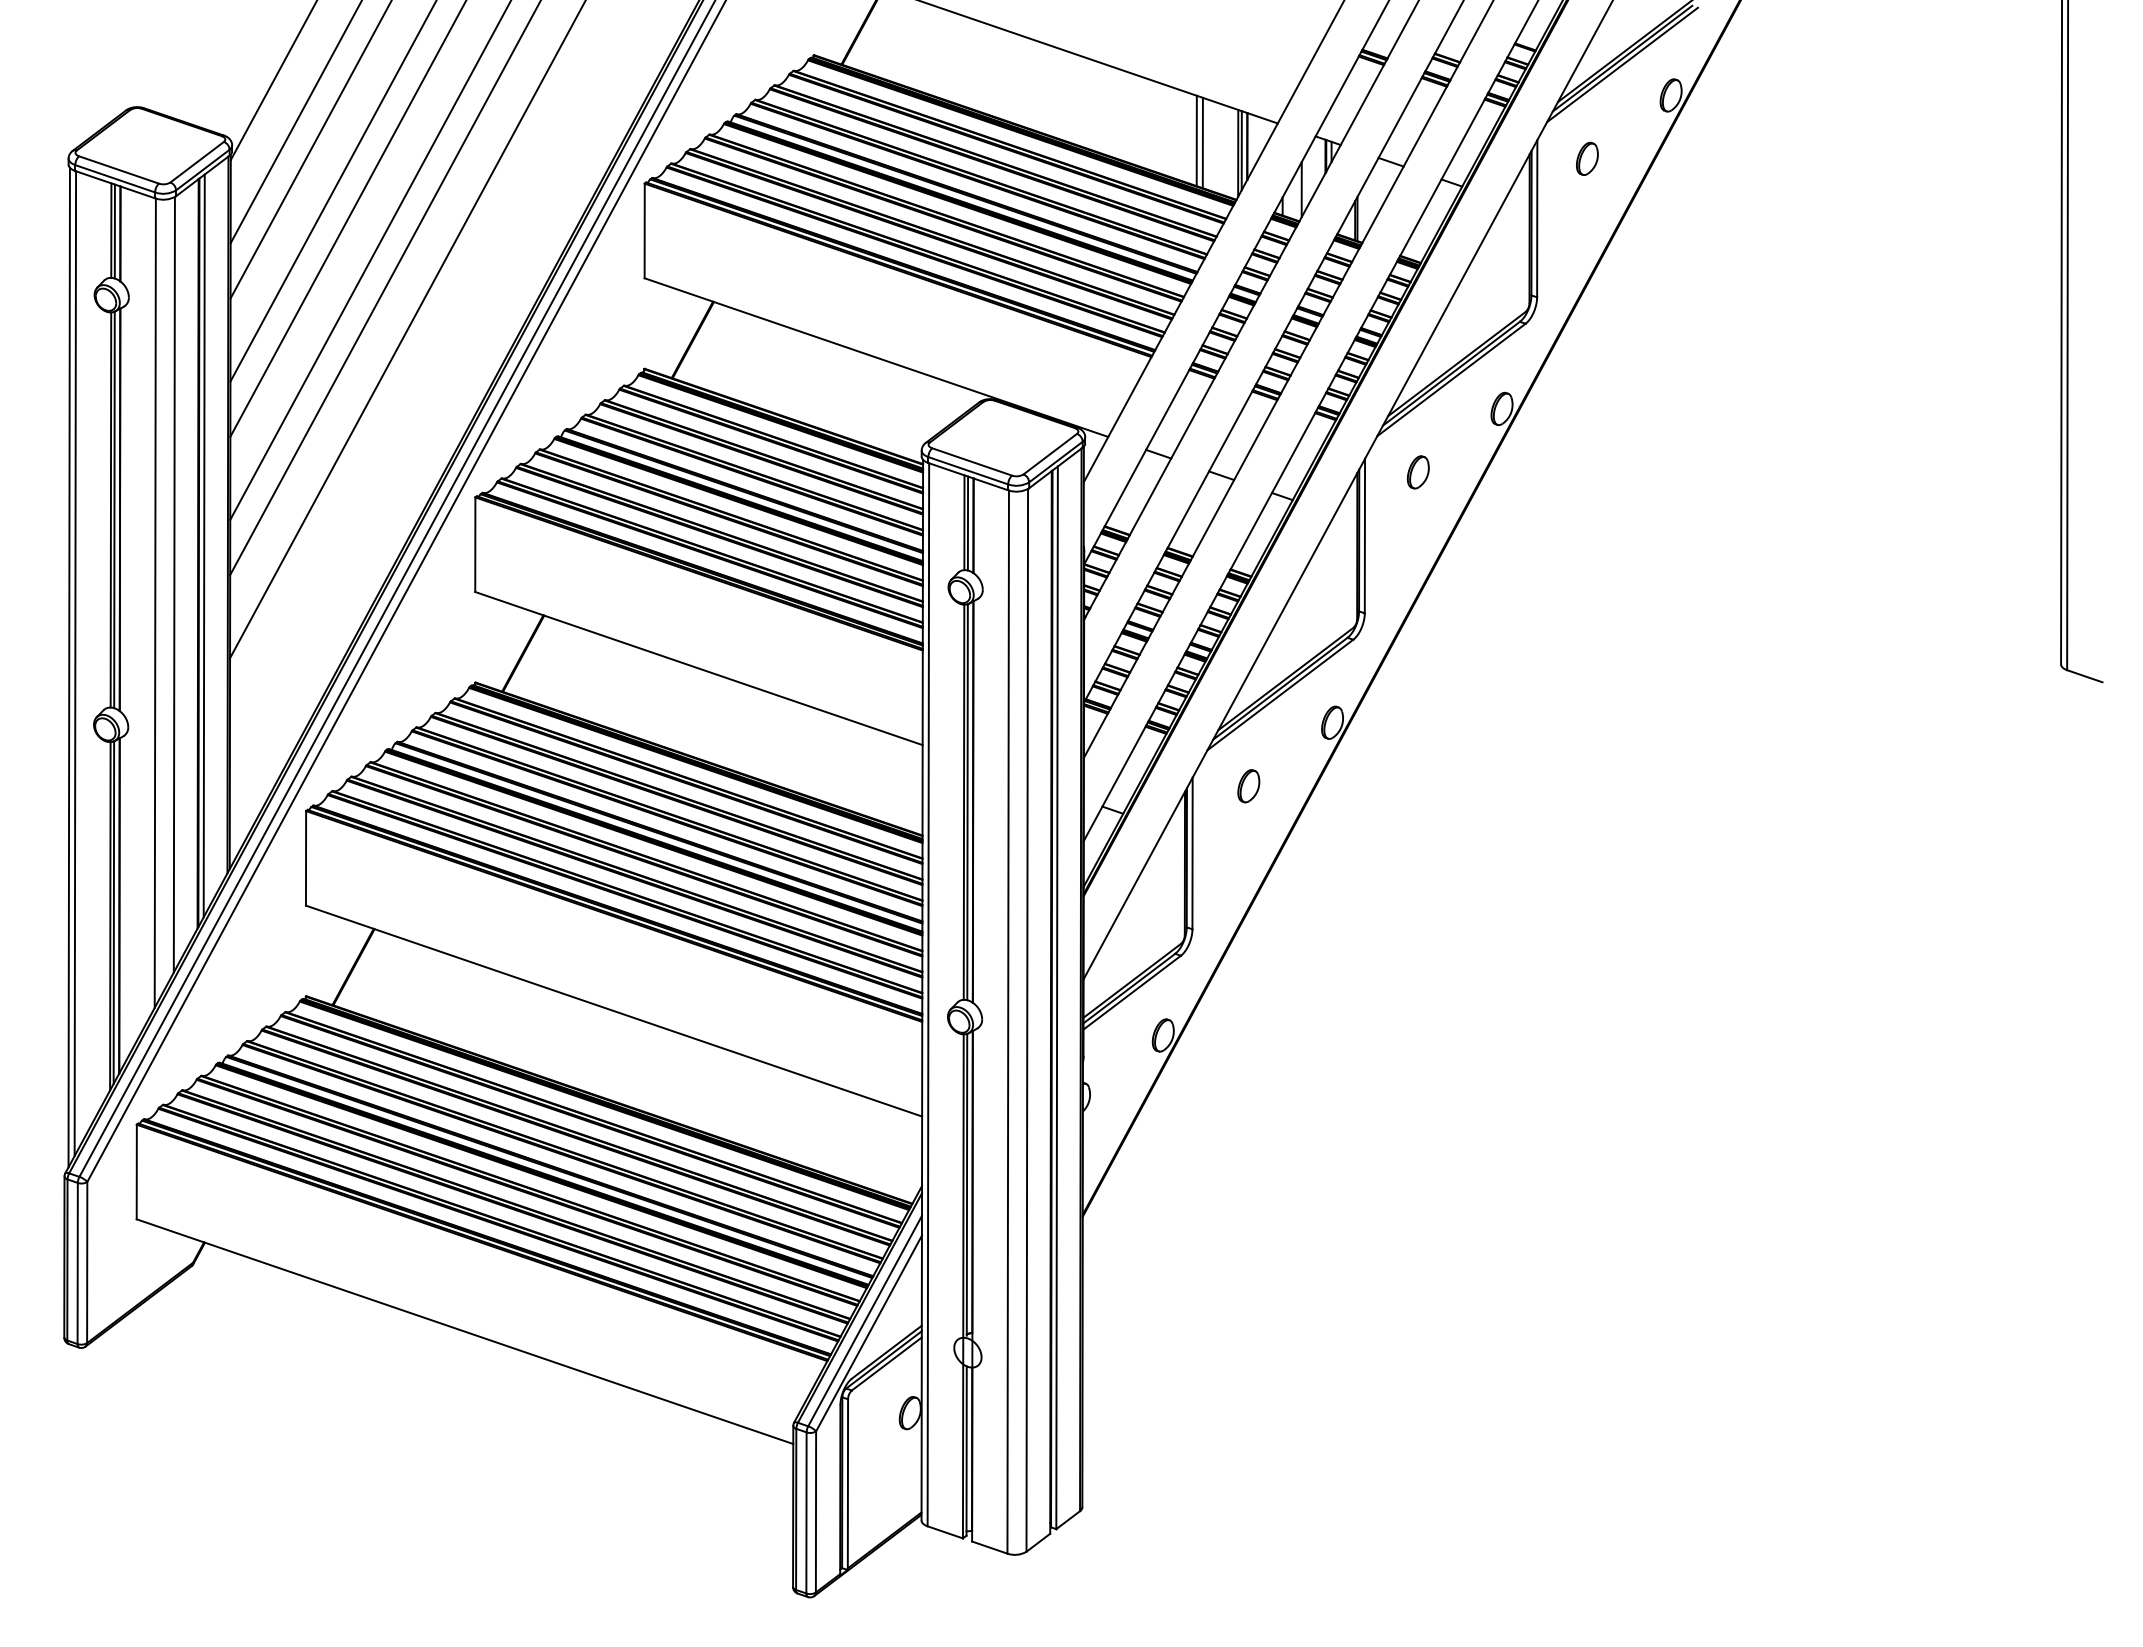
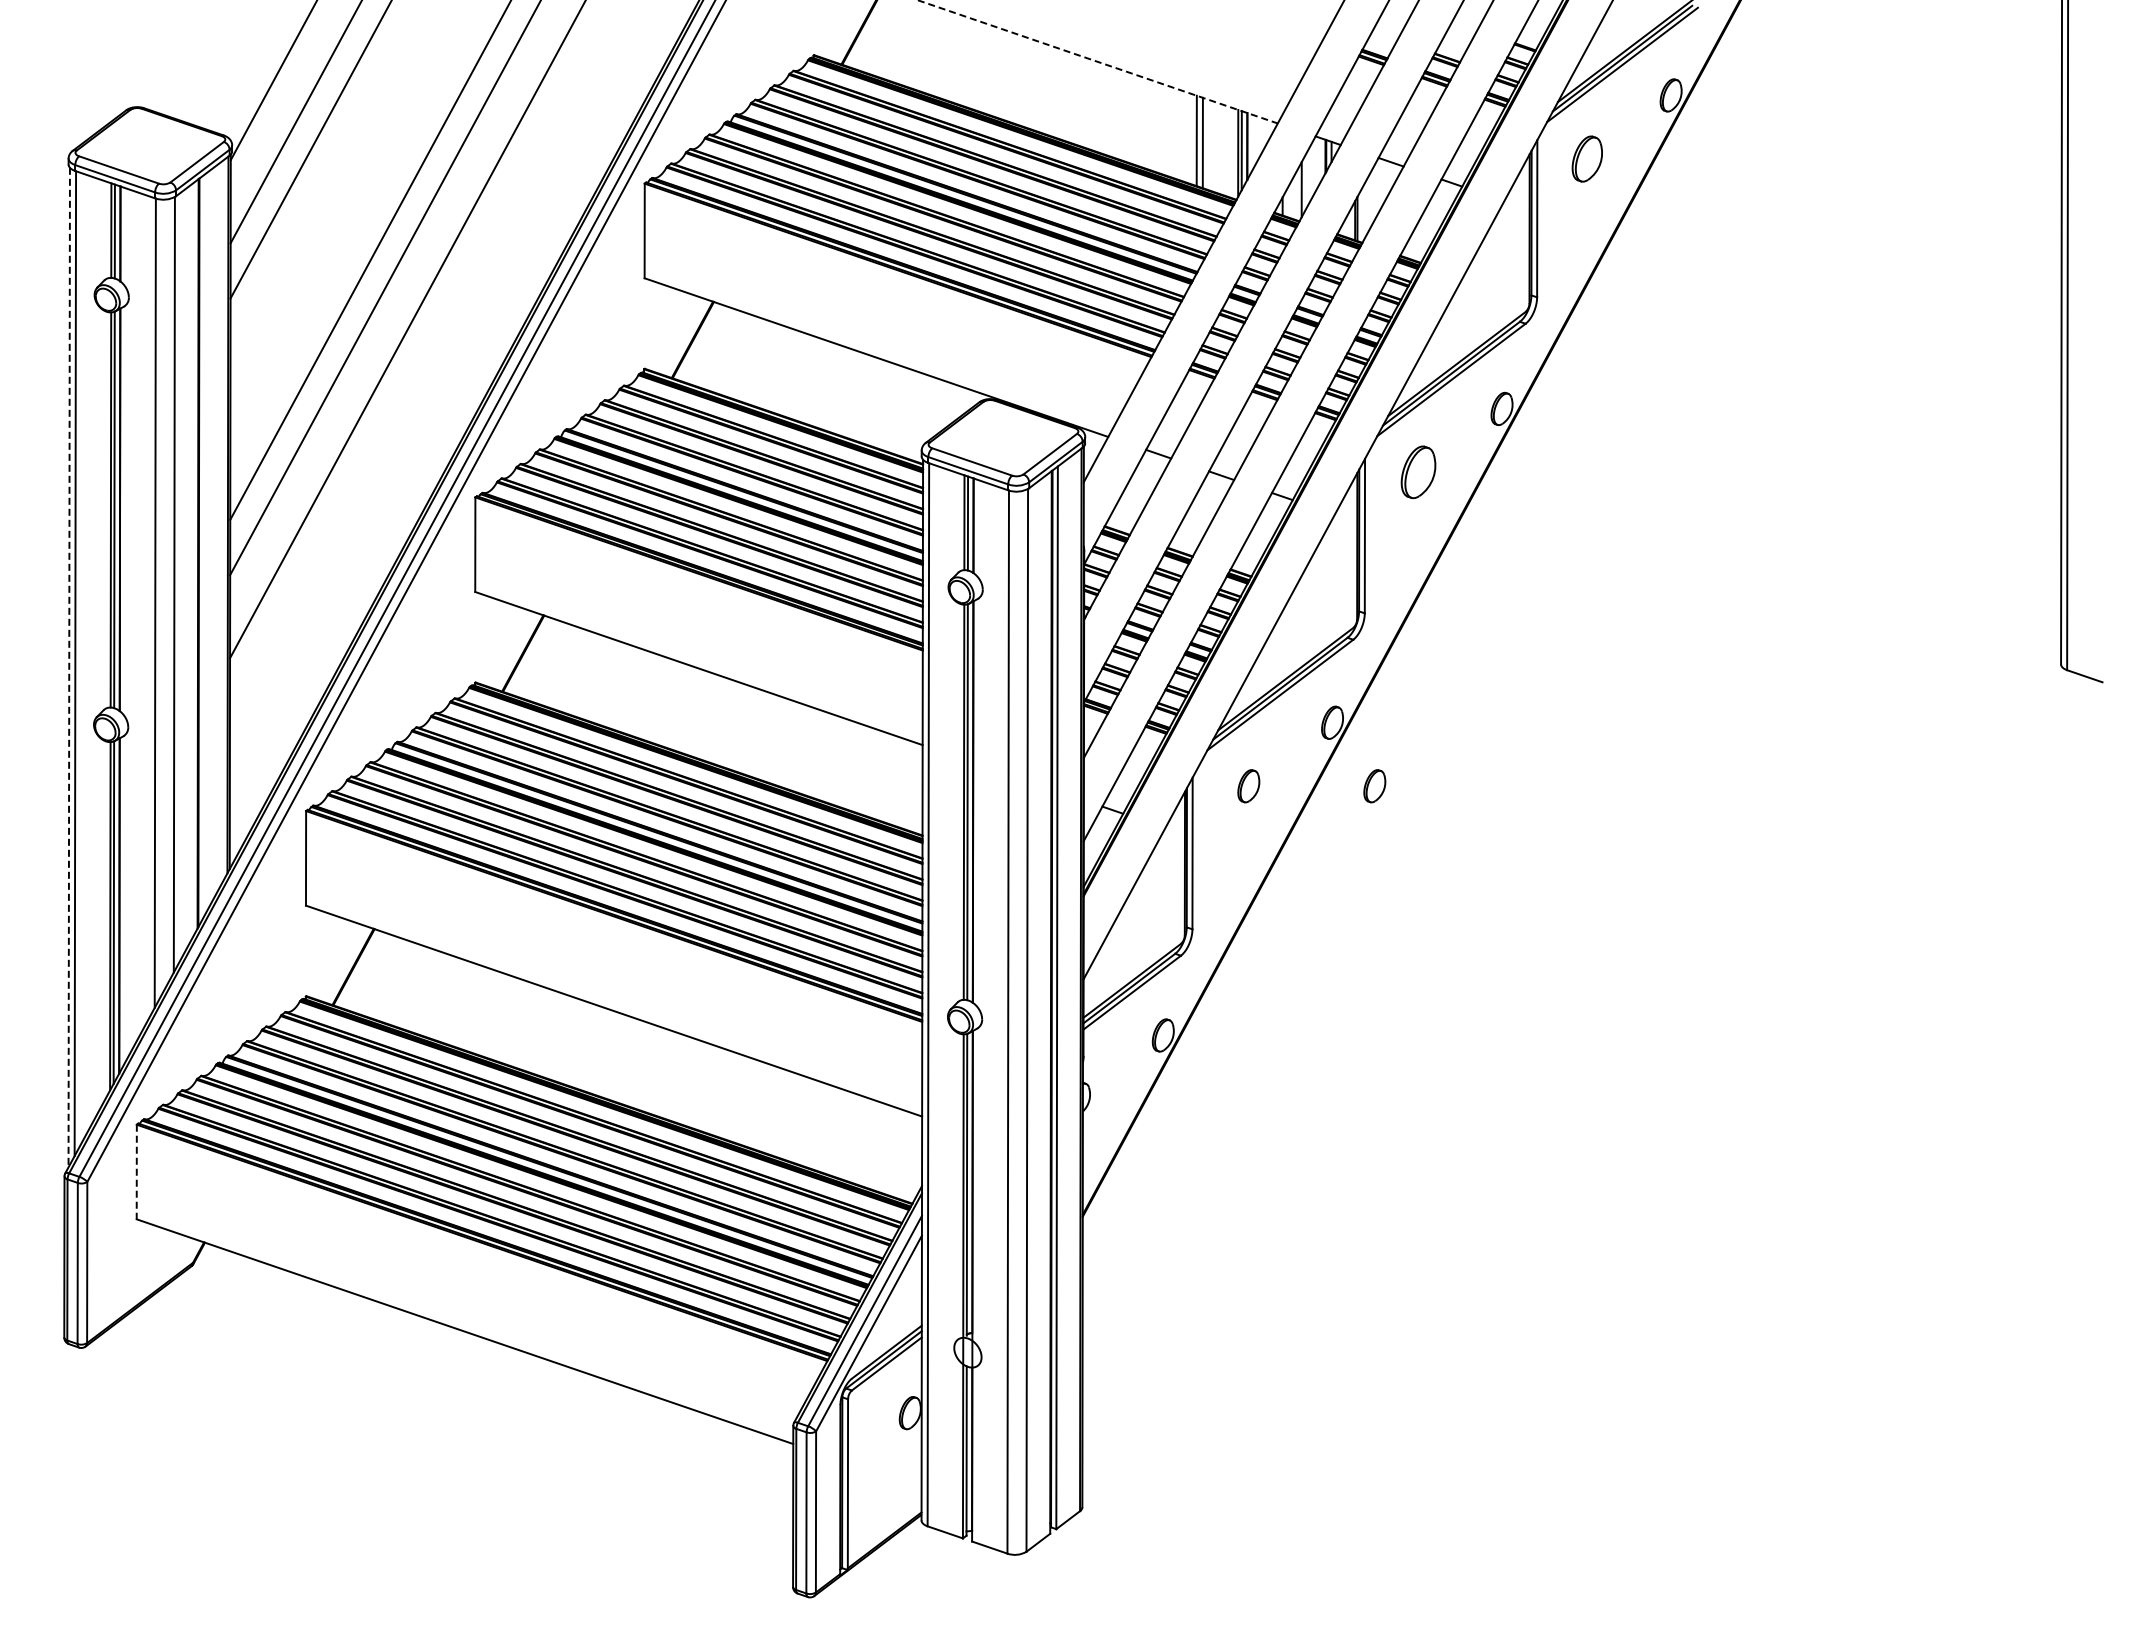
line: solid -> dashed (1098, 62)
part size: 23x35 px -> 32x48 px (1586, 158)
line: present -> none (332, 191)
line: present -> none (347, 219)
part size: 24x35 px -> 37x55 px (1418, 472)
line: present -> none (203, 545)
line: solid -> dashed (69, 667)
part: none -> present (1374, 786)
line: solid -> dashed (136, 1172)
